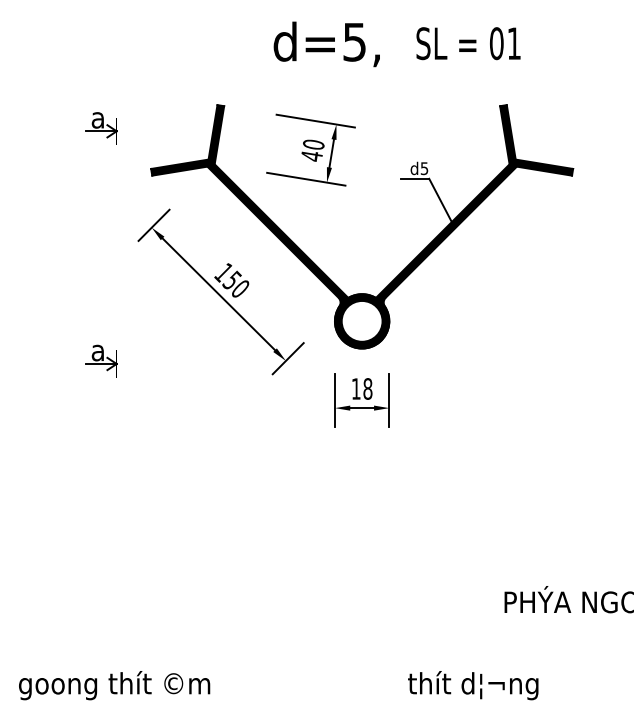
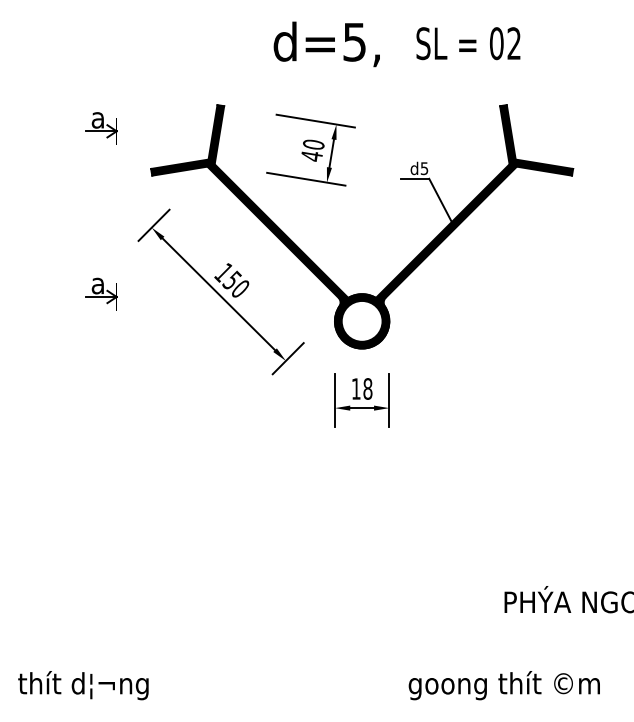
text: 01 -> 02 (513, 43)
part position: (101, 360) -> (101, 293) (101, 293)
text: goong thít ©m -> thít d¦¬ng (114, 685)
text: thít d¦¬ng -> goong thít ©m (503, 685)
